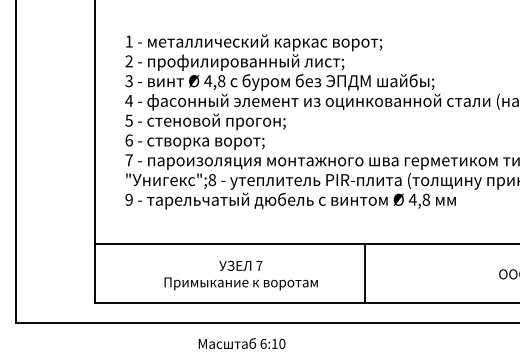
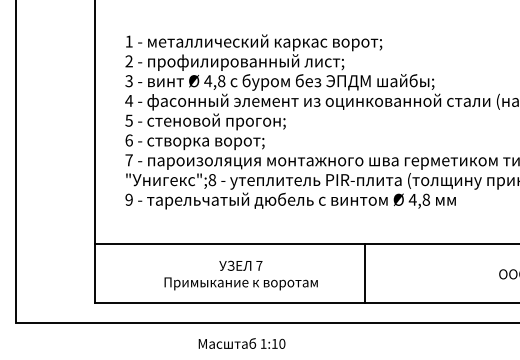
text: 6:10 -> 1:10 (263, 343)
